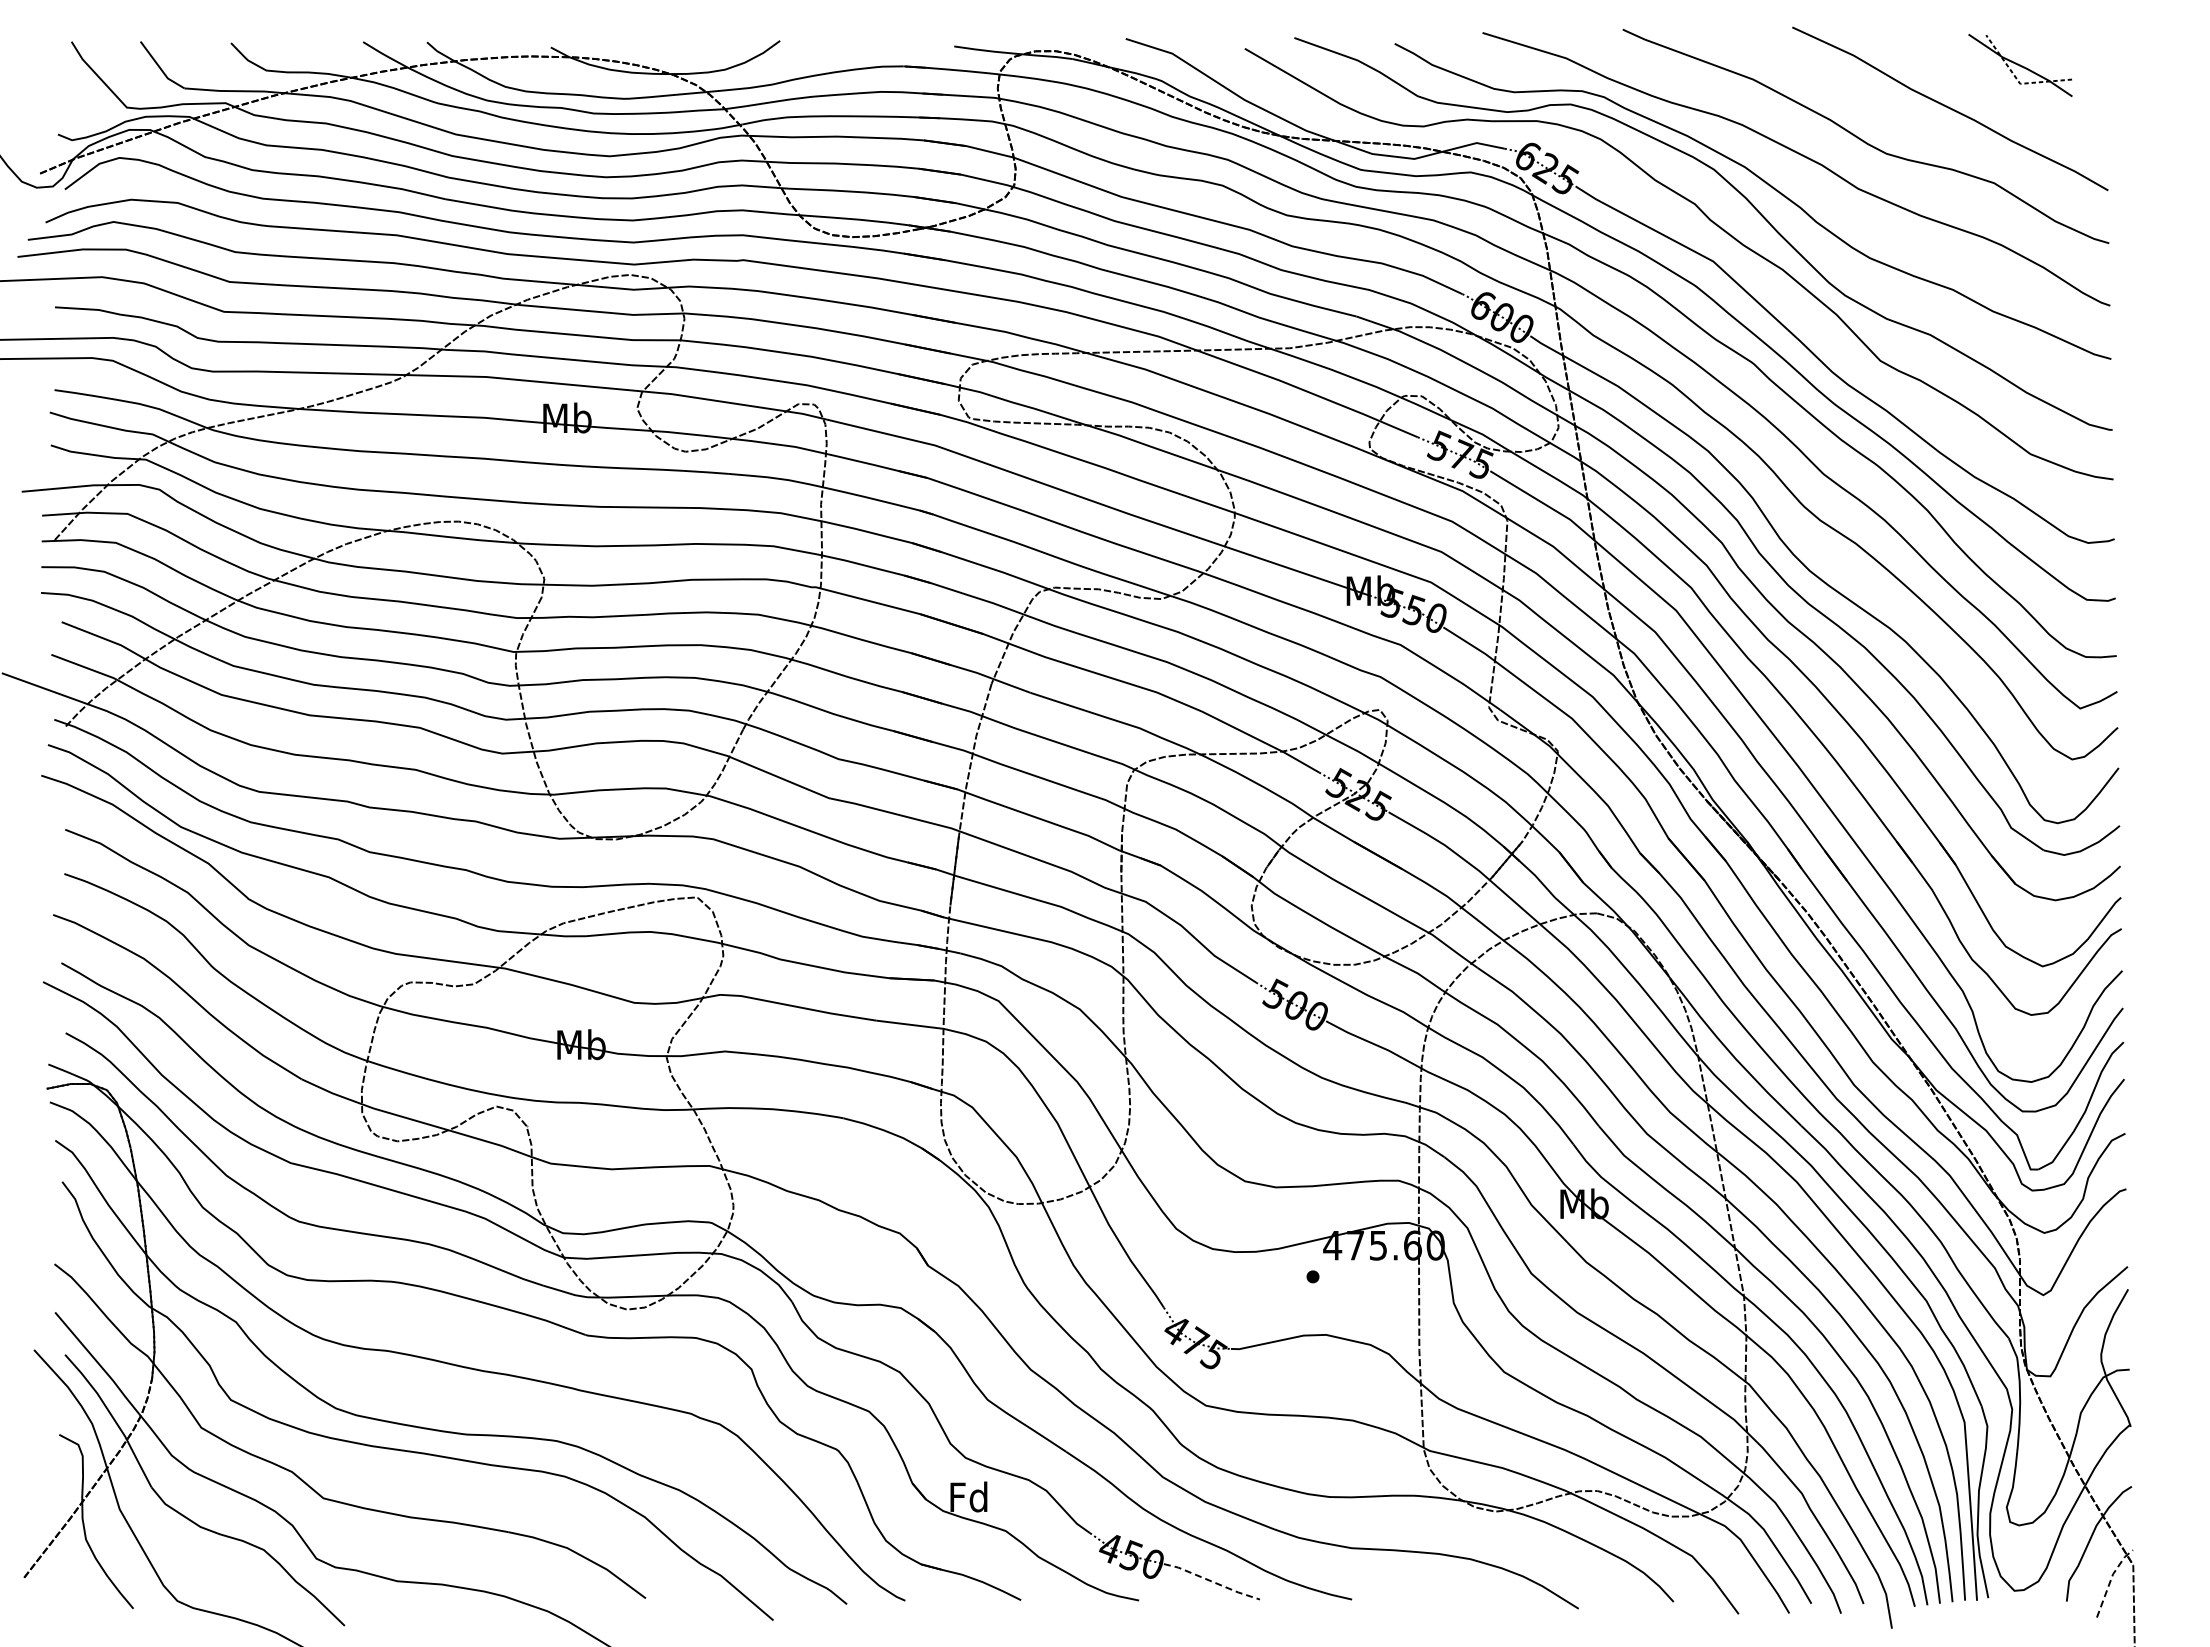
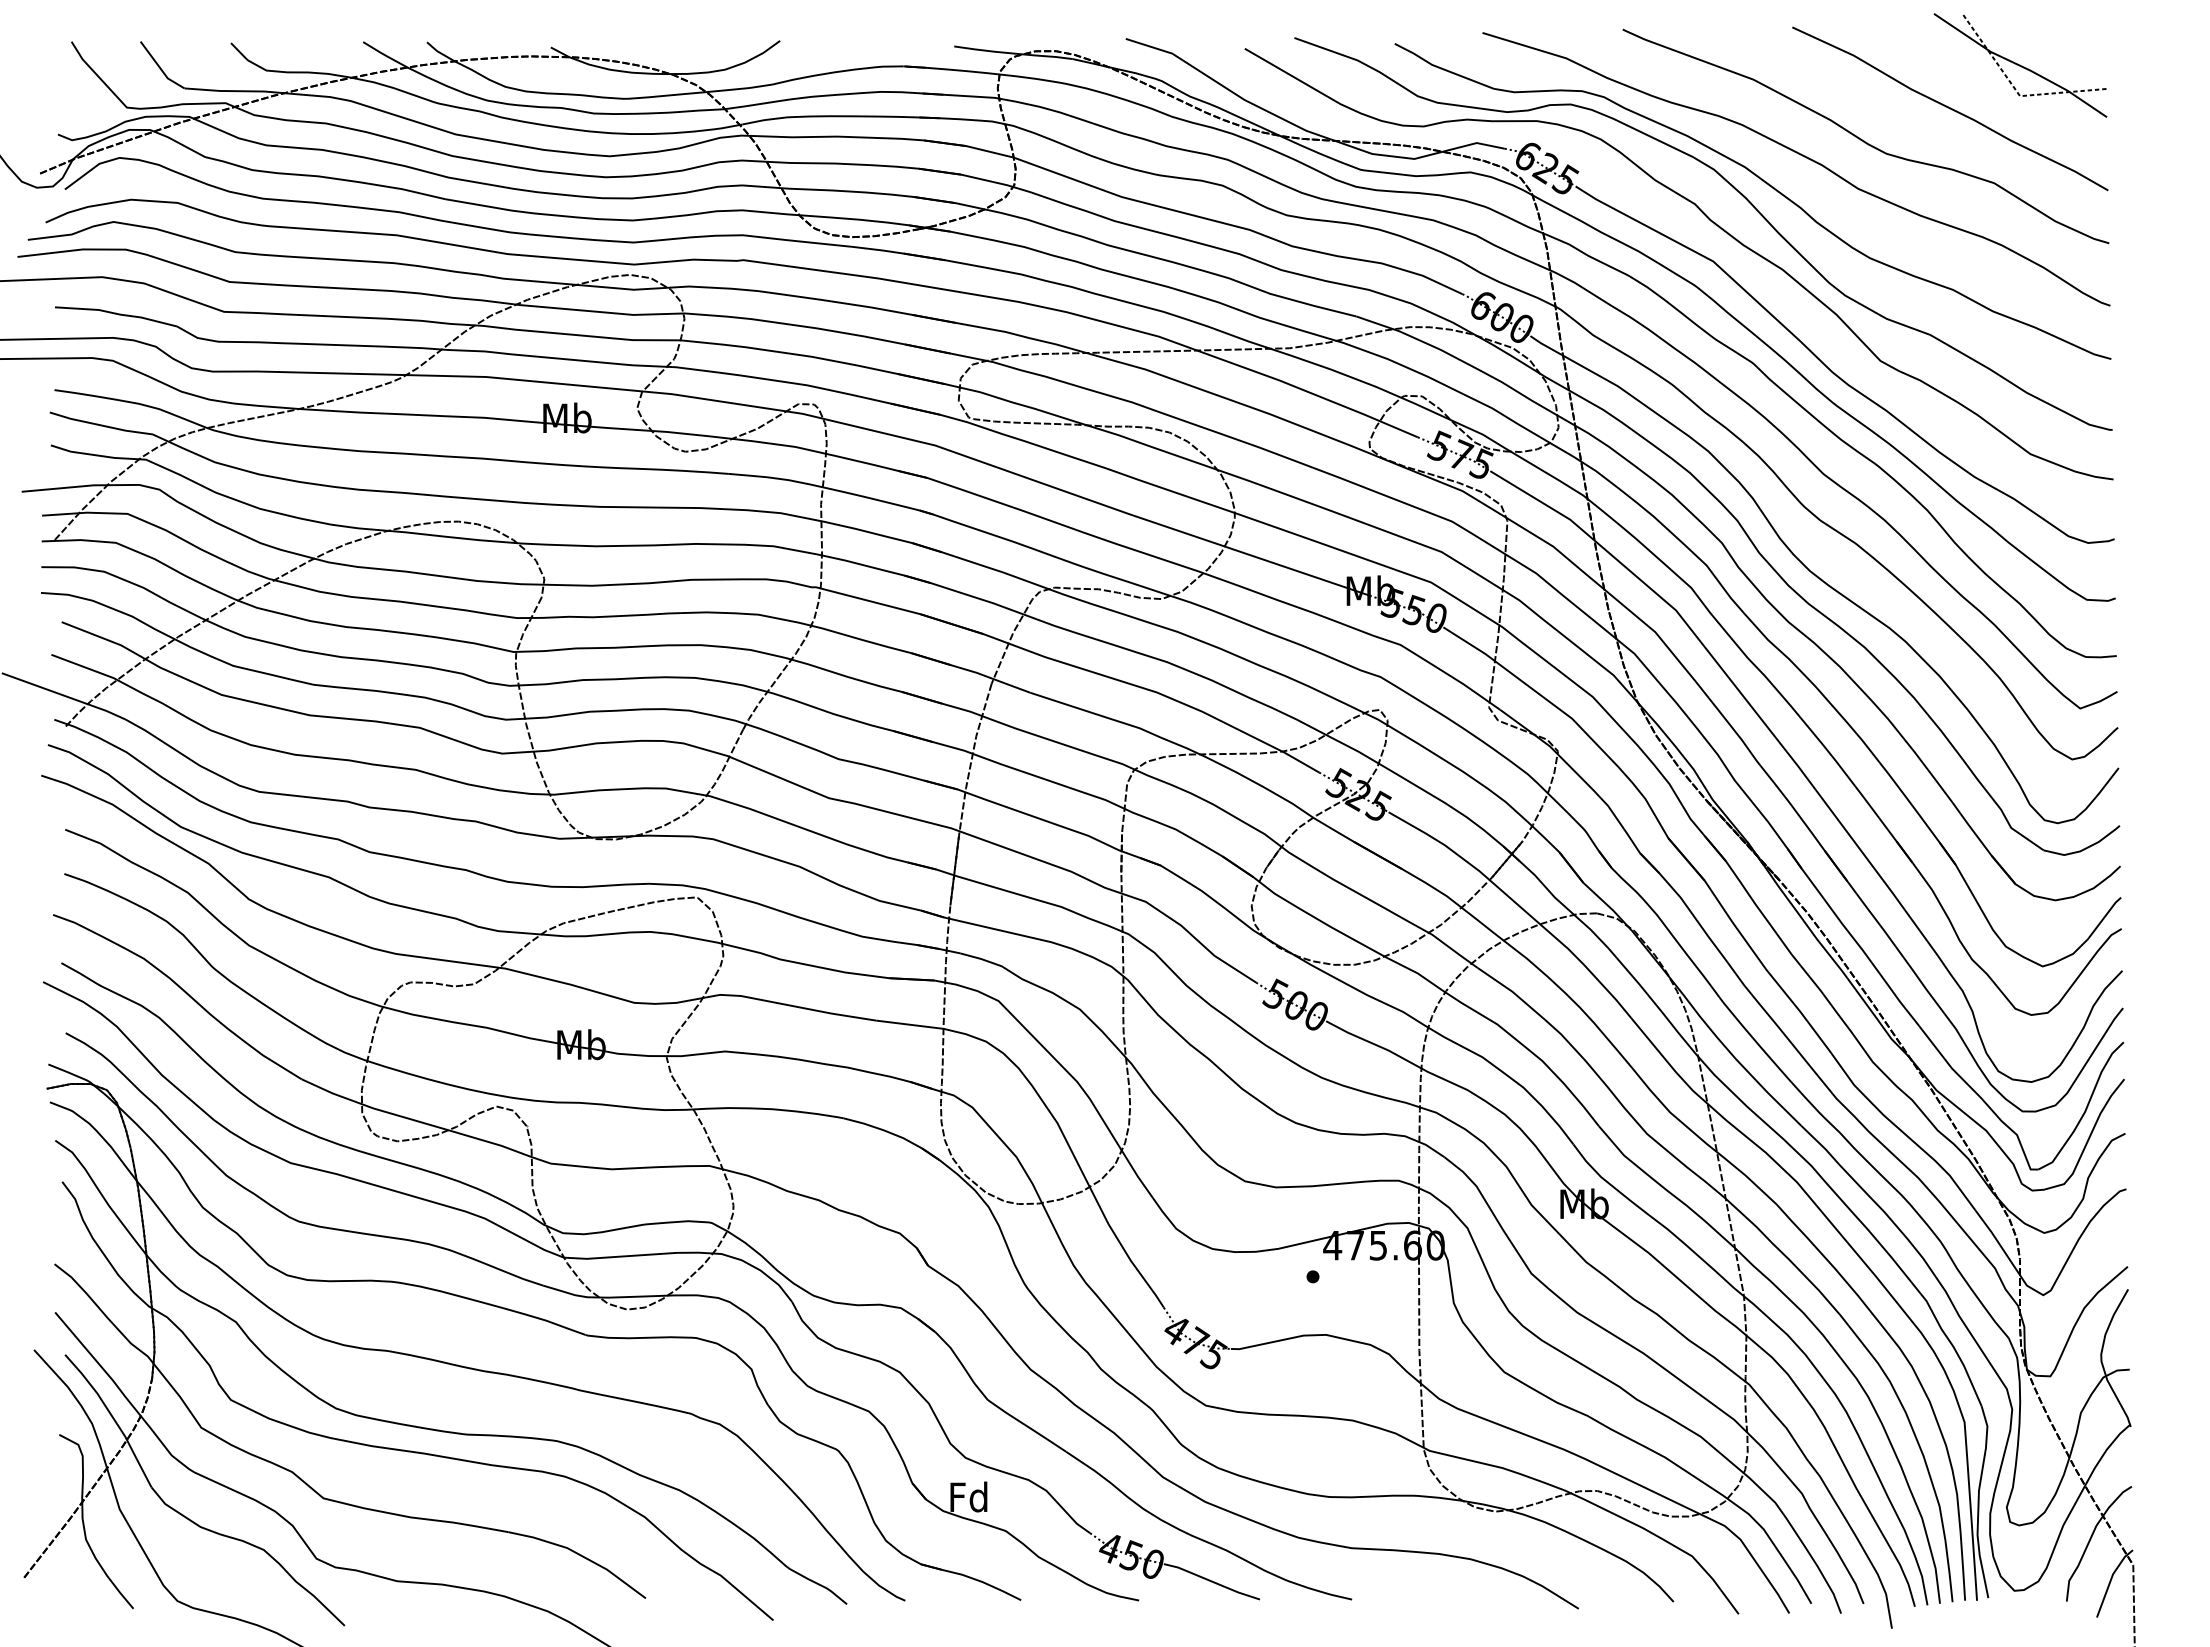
part size: 105x63 px -> 175x105 px (2020, 65)
line: dashed -> solid (2111, 1579)
line: dashed -> solid (1212, 1581)
